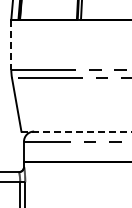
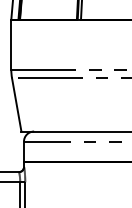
line: dashed -> solid (11, 44)
line: dashed -> solid (76, 131)
